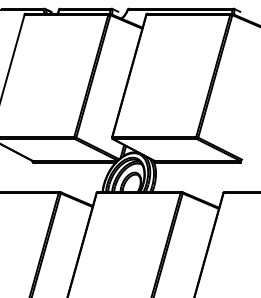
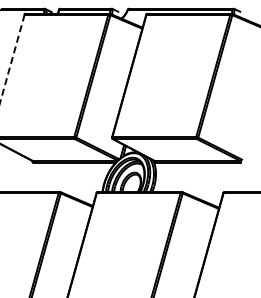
line: solid -> dashed (12, 58)
